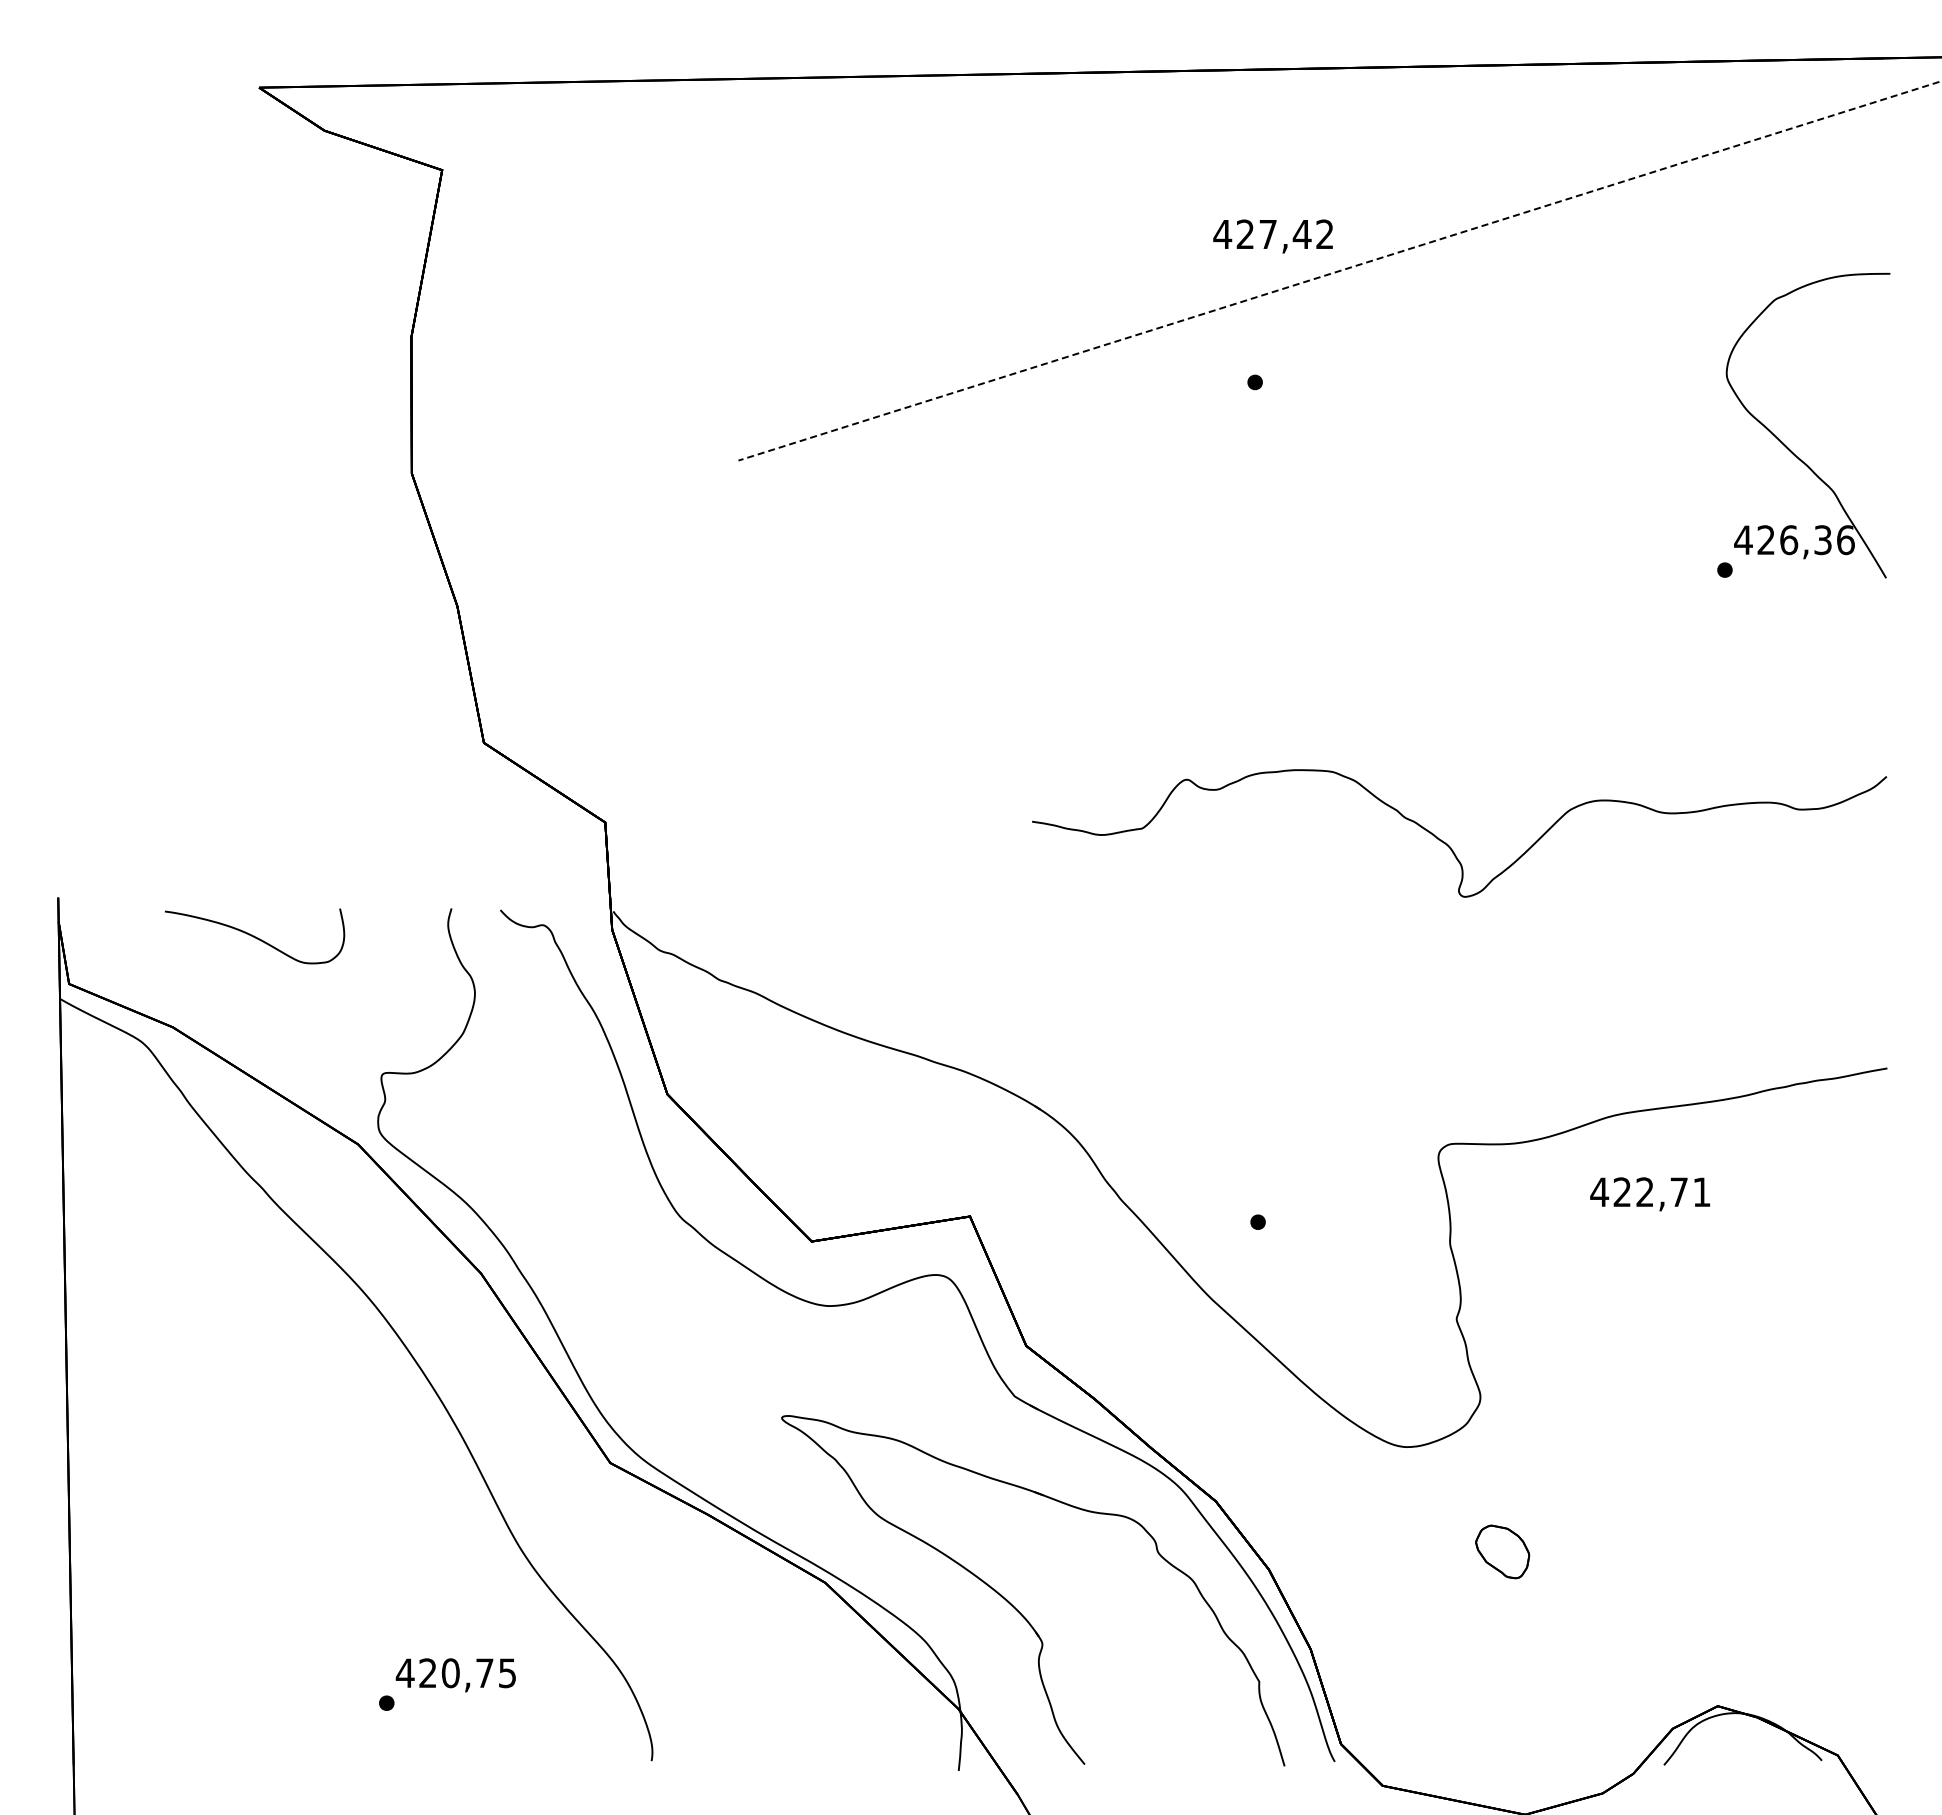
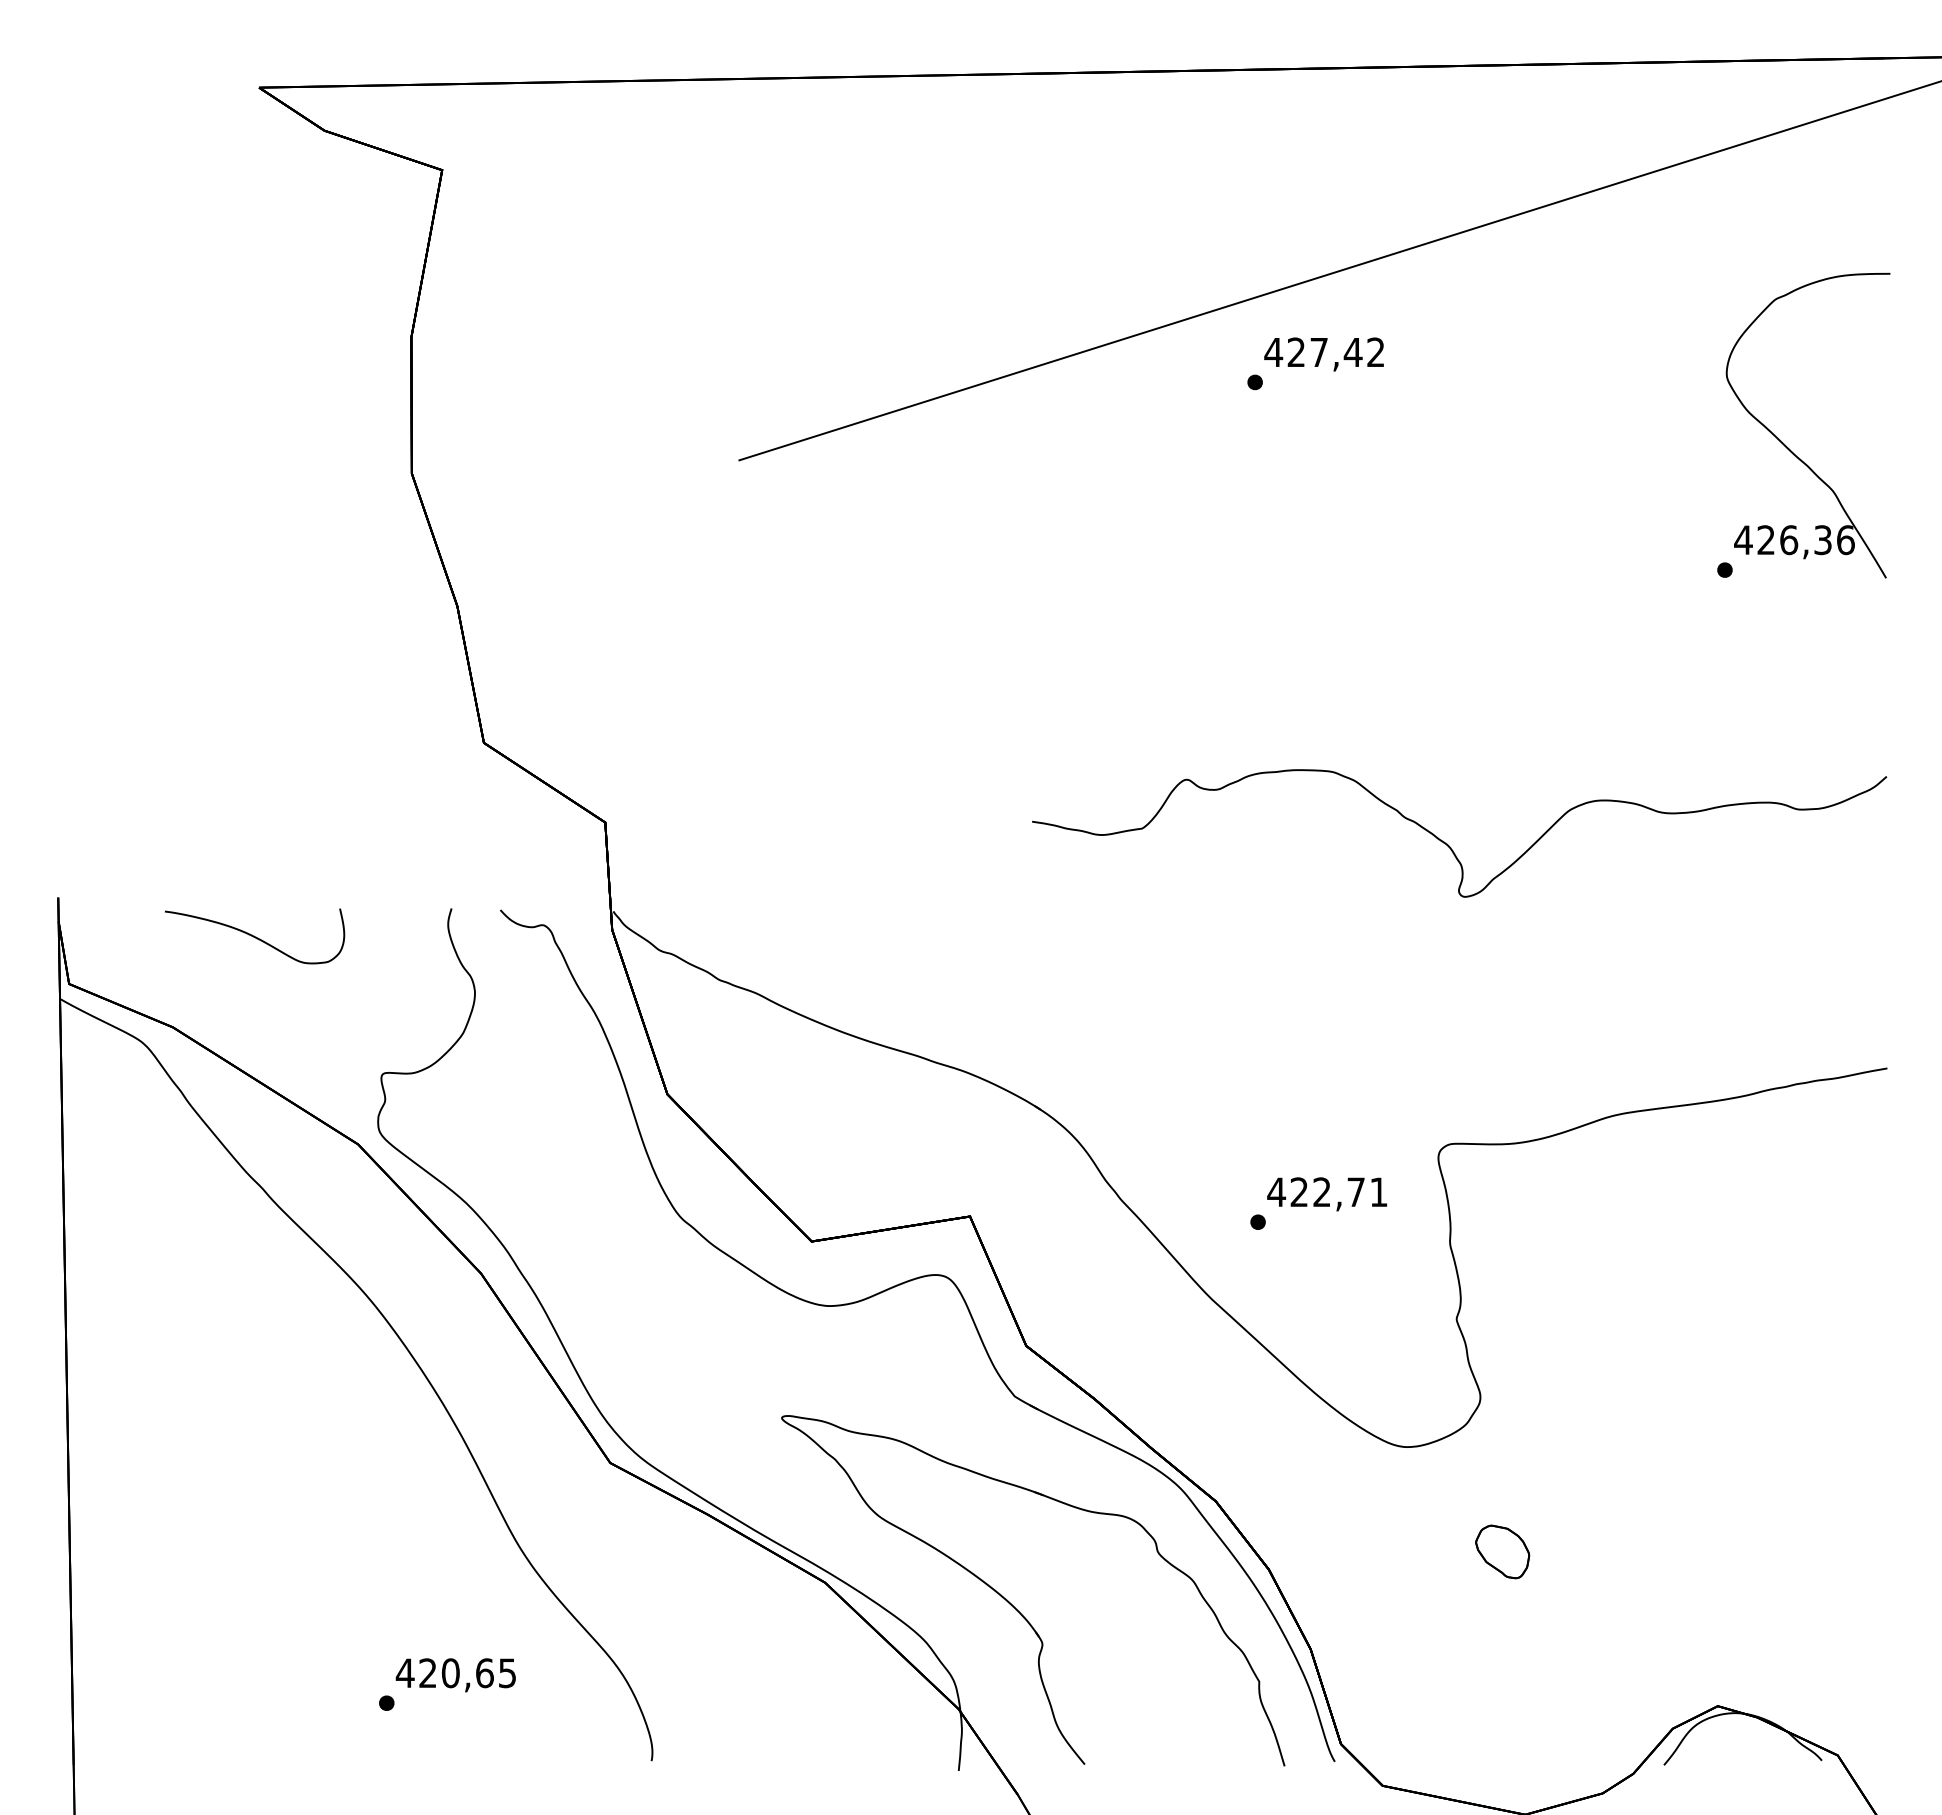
text position: (1272, 236) -> (1323, 354) (1323, 354)
line: dashed -> solid (1339, 270)
text position: (1649, 1194) -> (1326, 1194) (1326, 1194)
text: 420,75 -> 420,65 (484, 1673)
